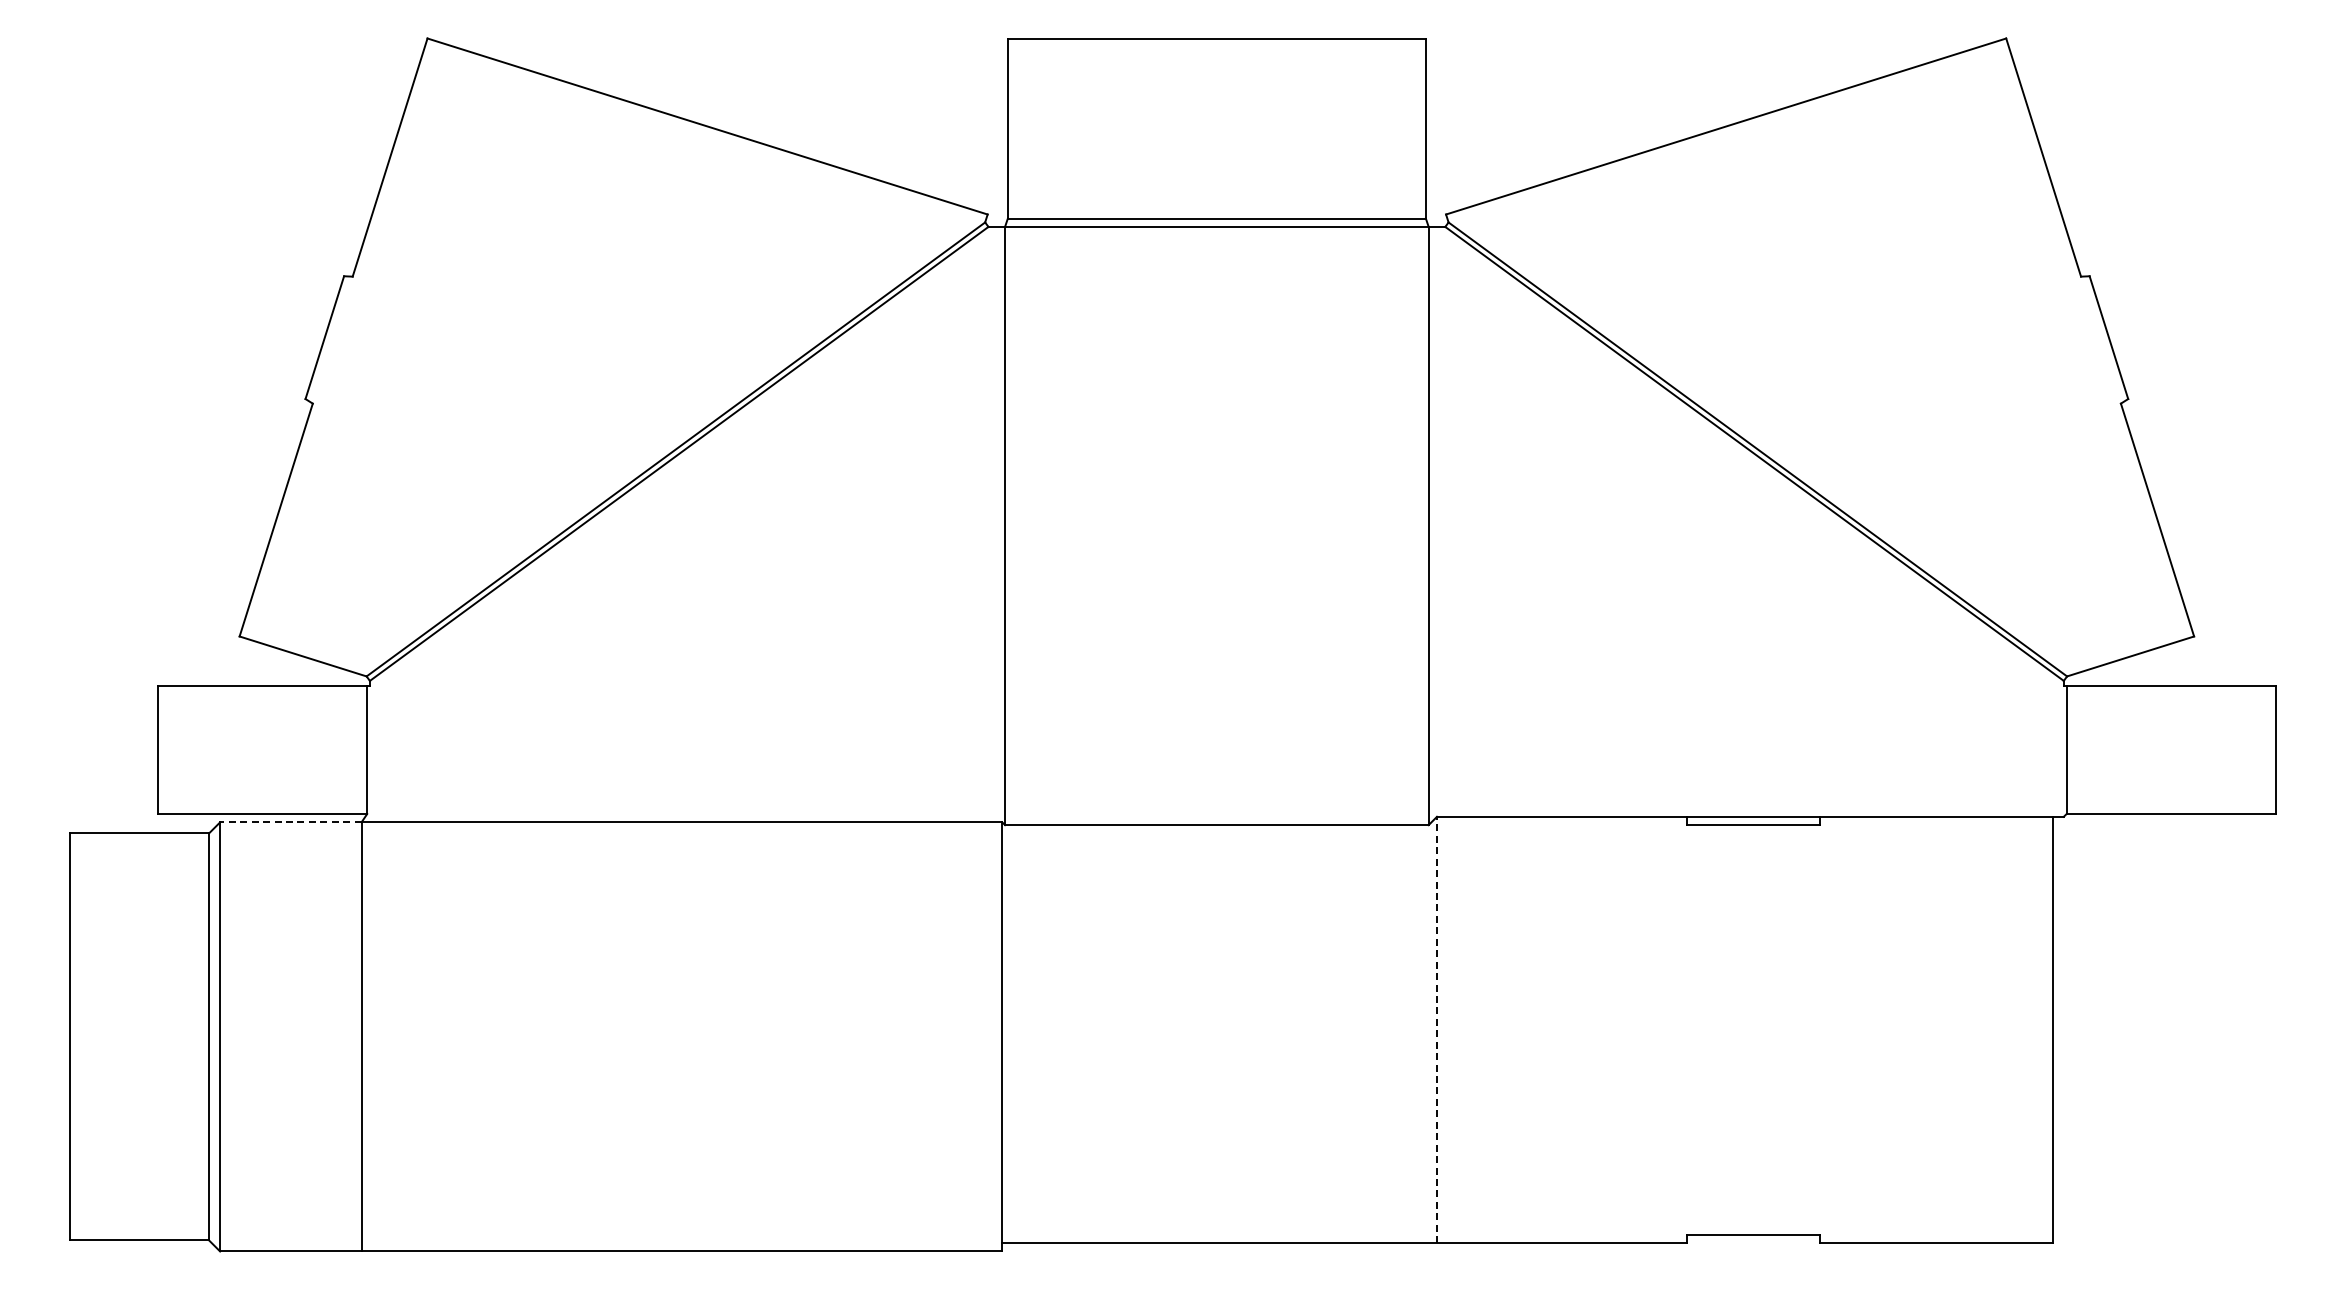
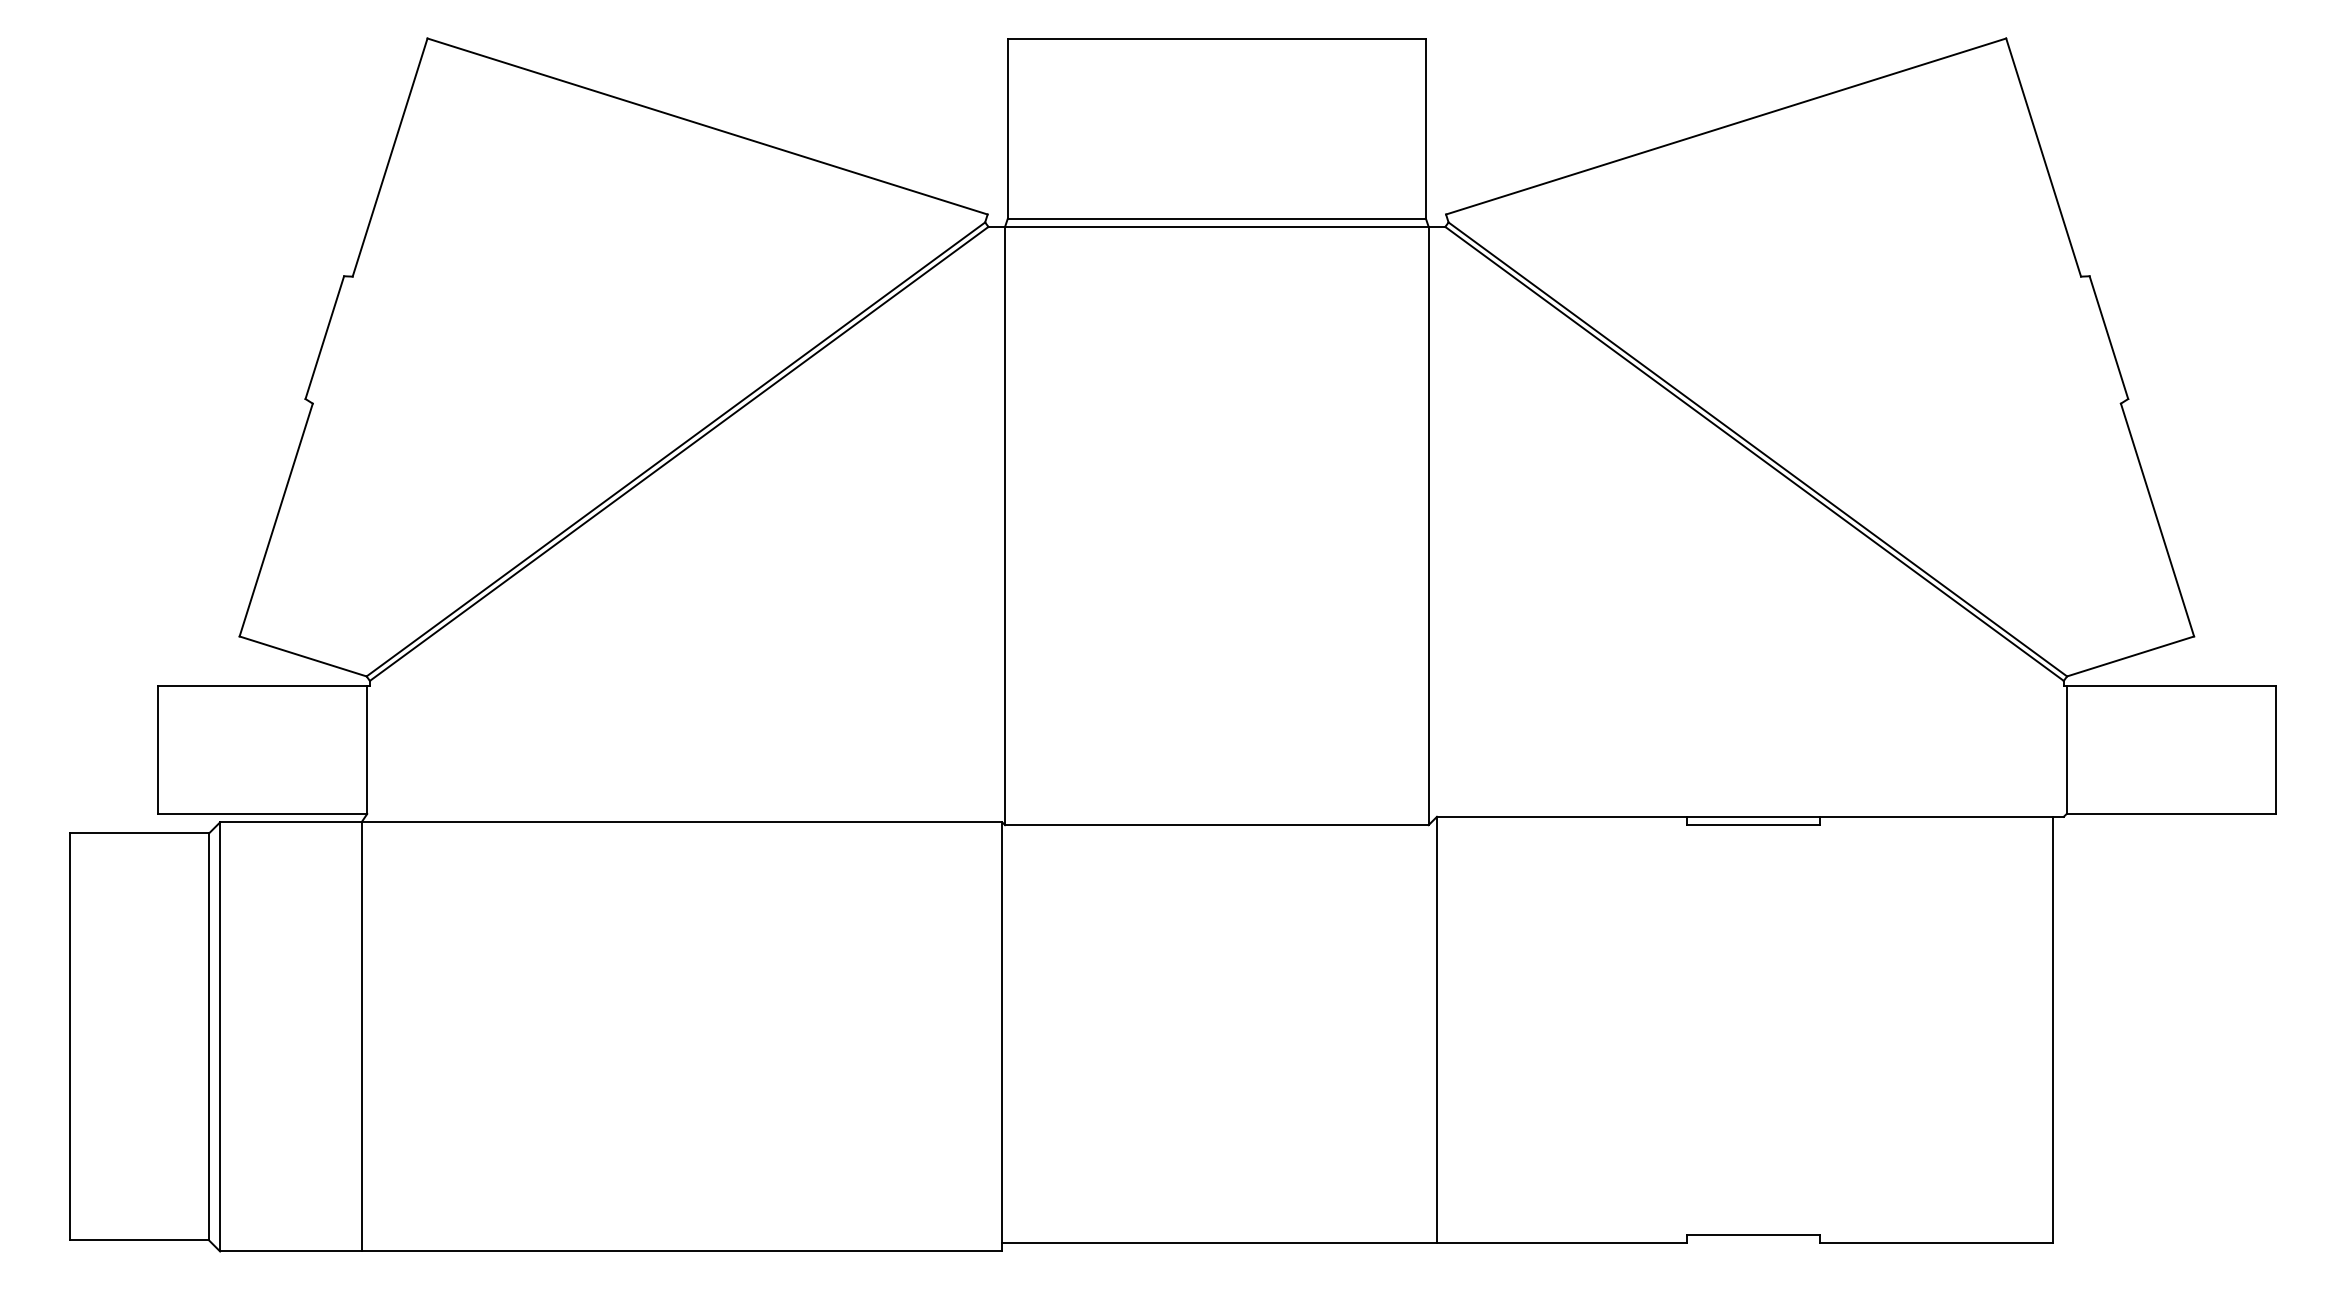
line: dashed -> solid (290, 822)
line: dashed -> solid (1436, 1029)
